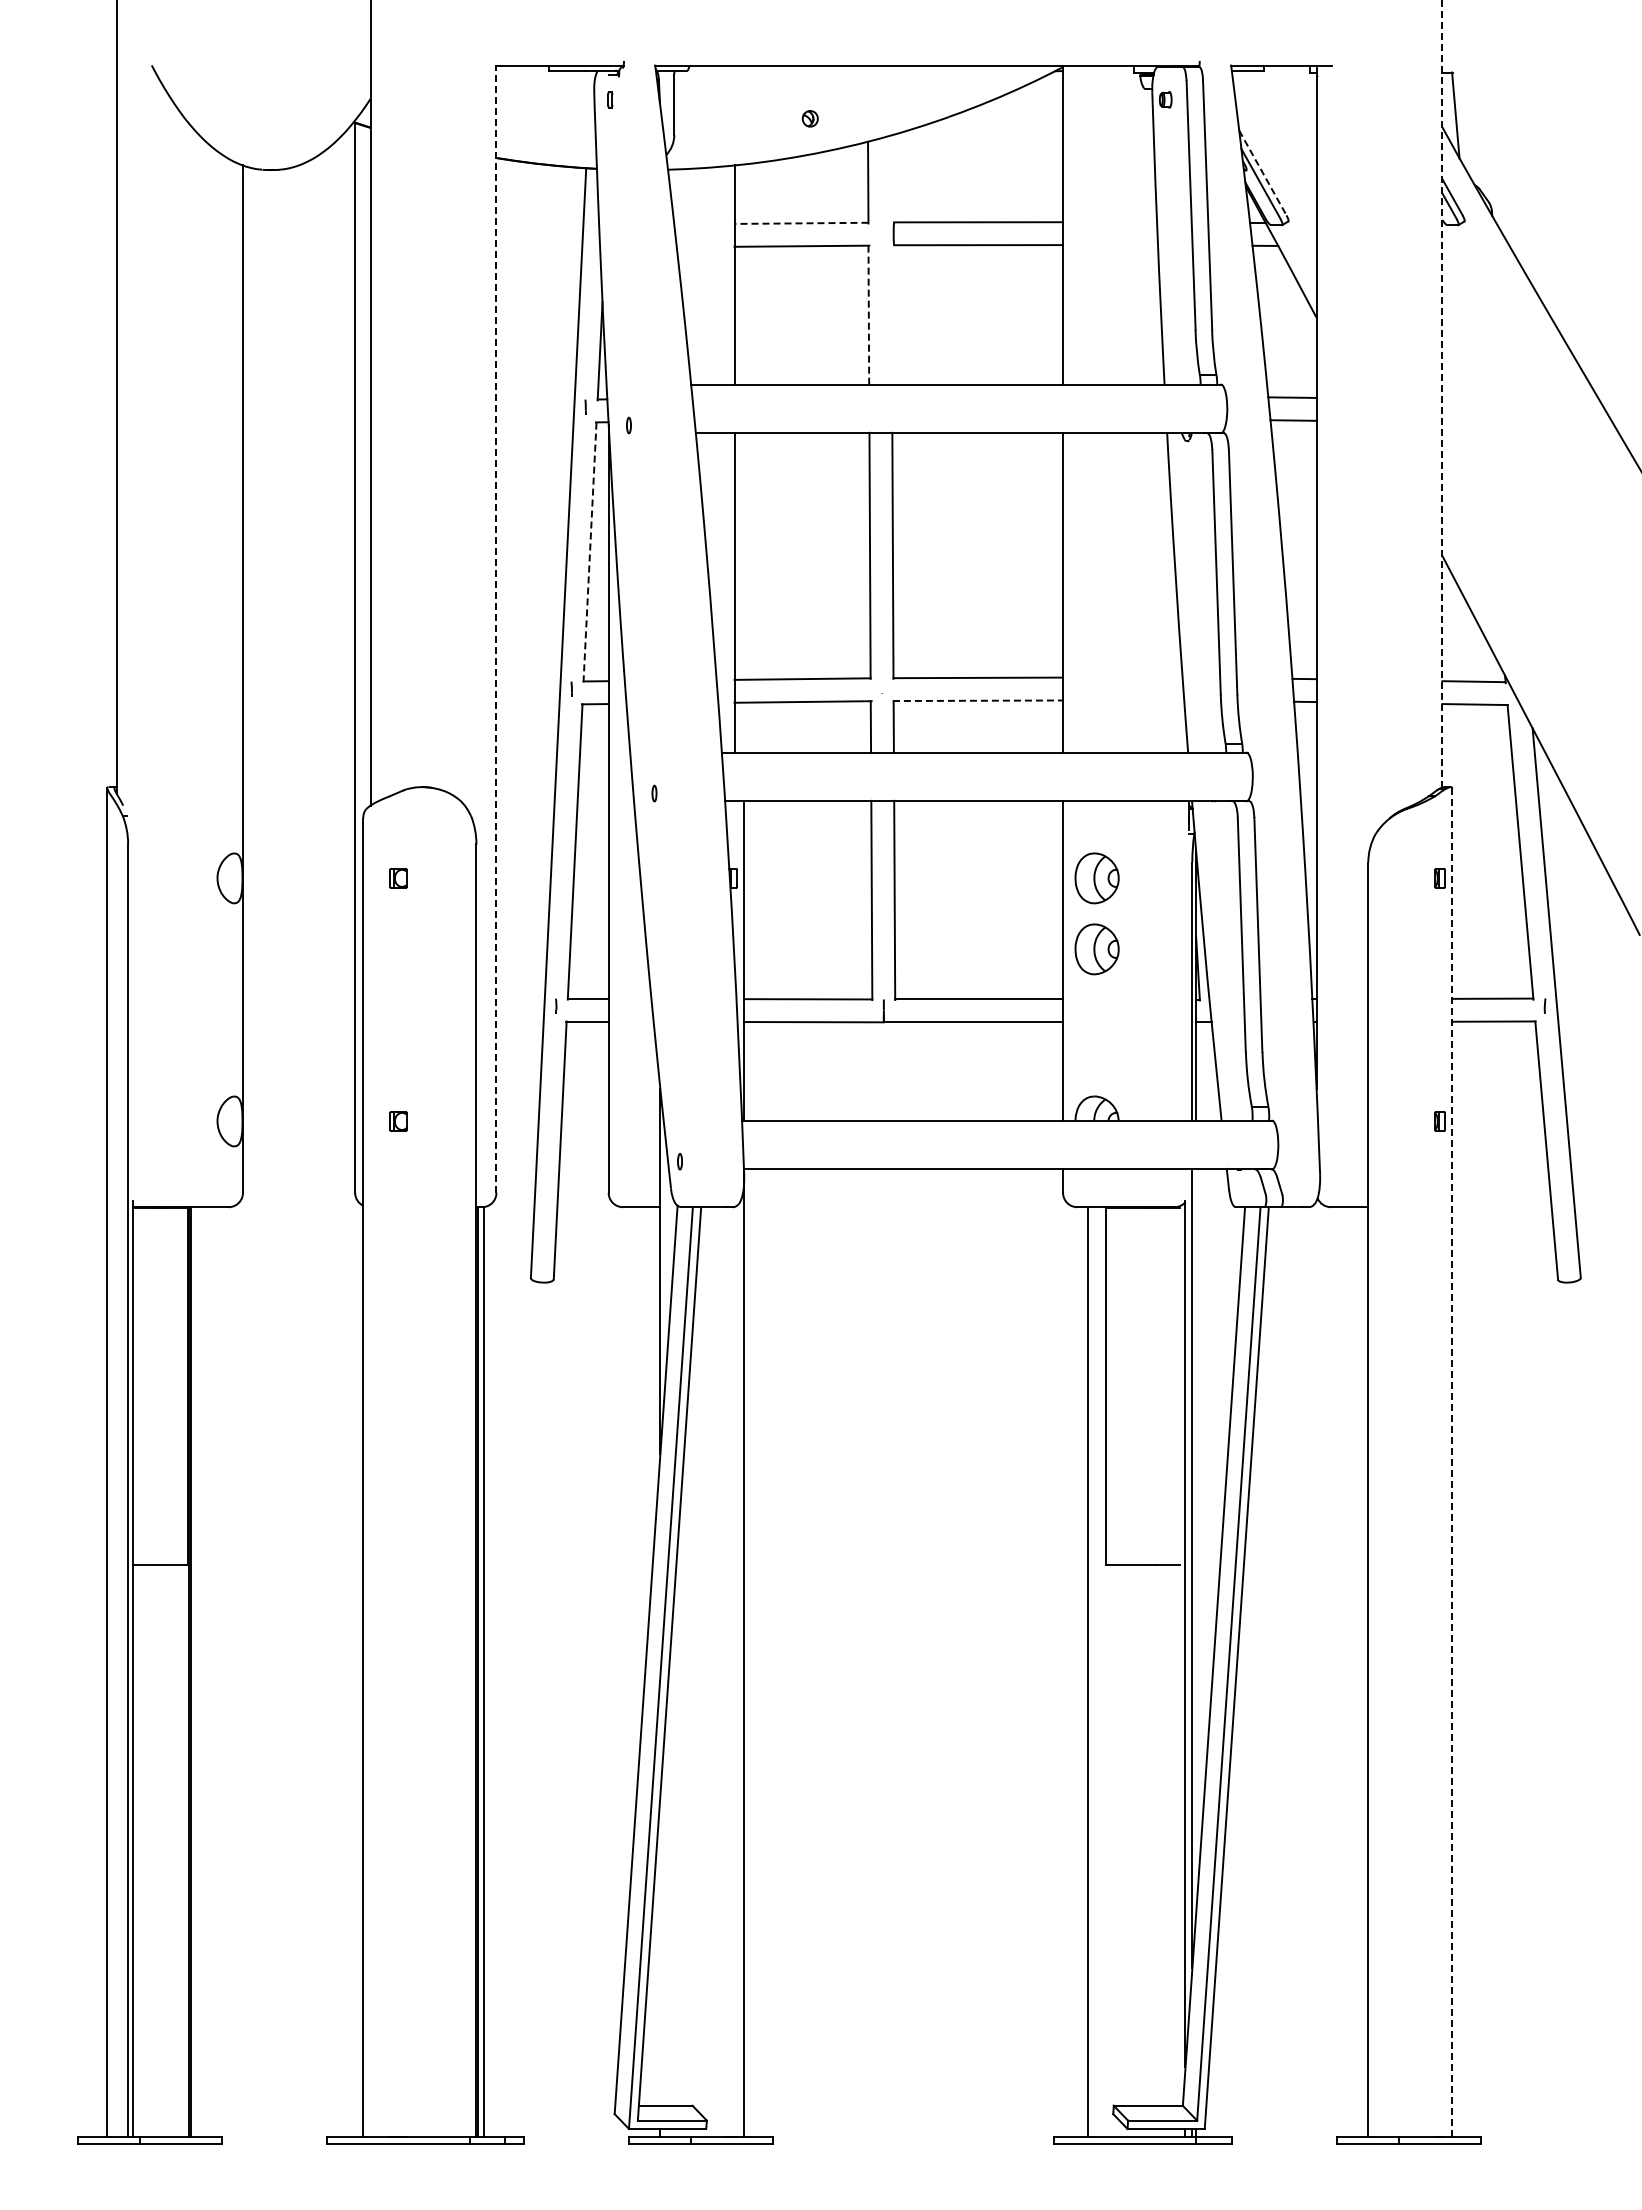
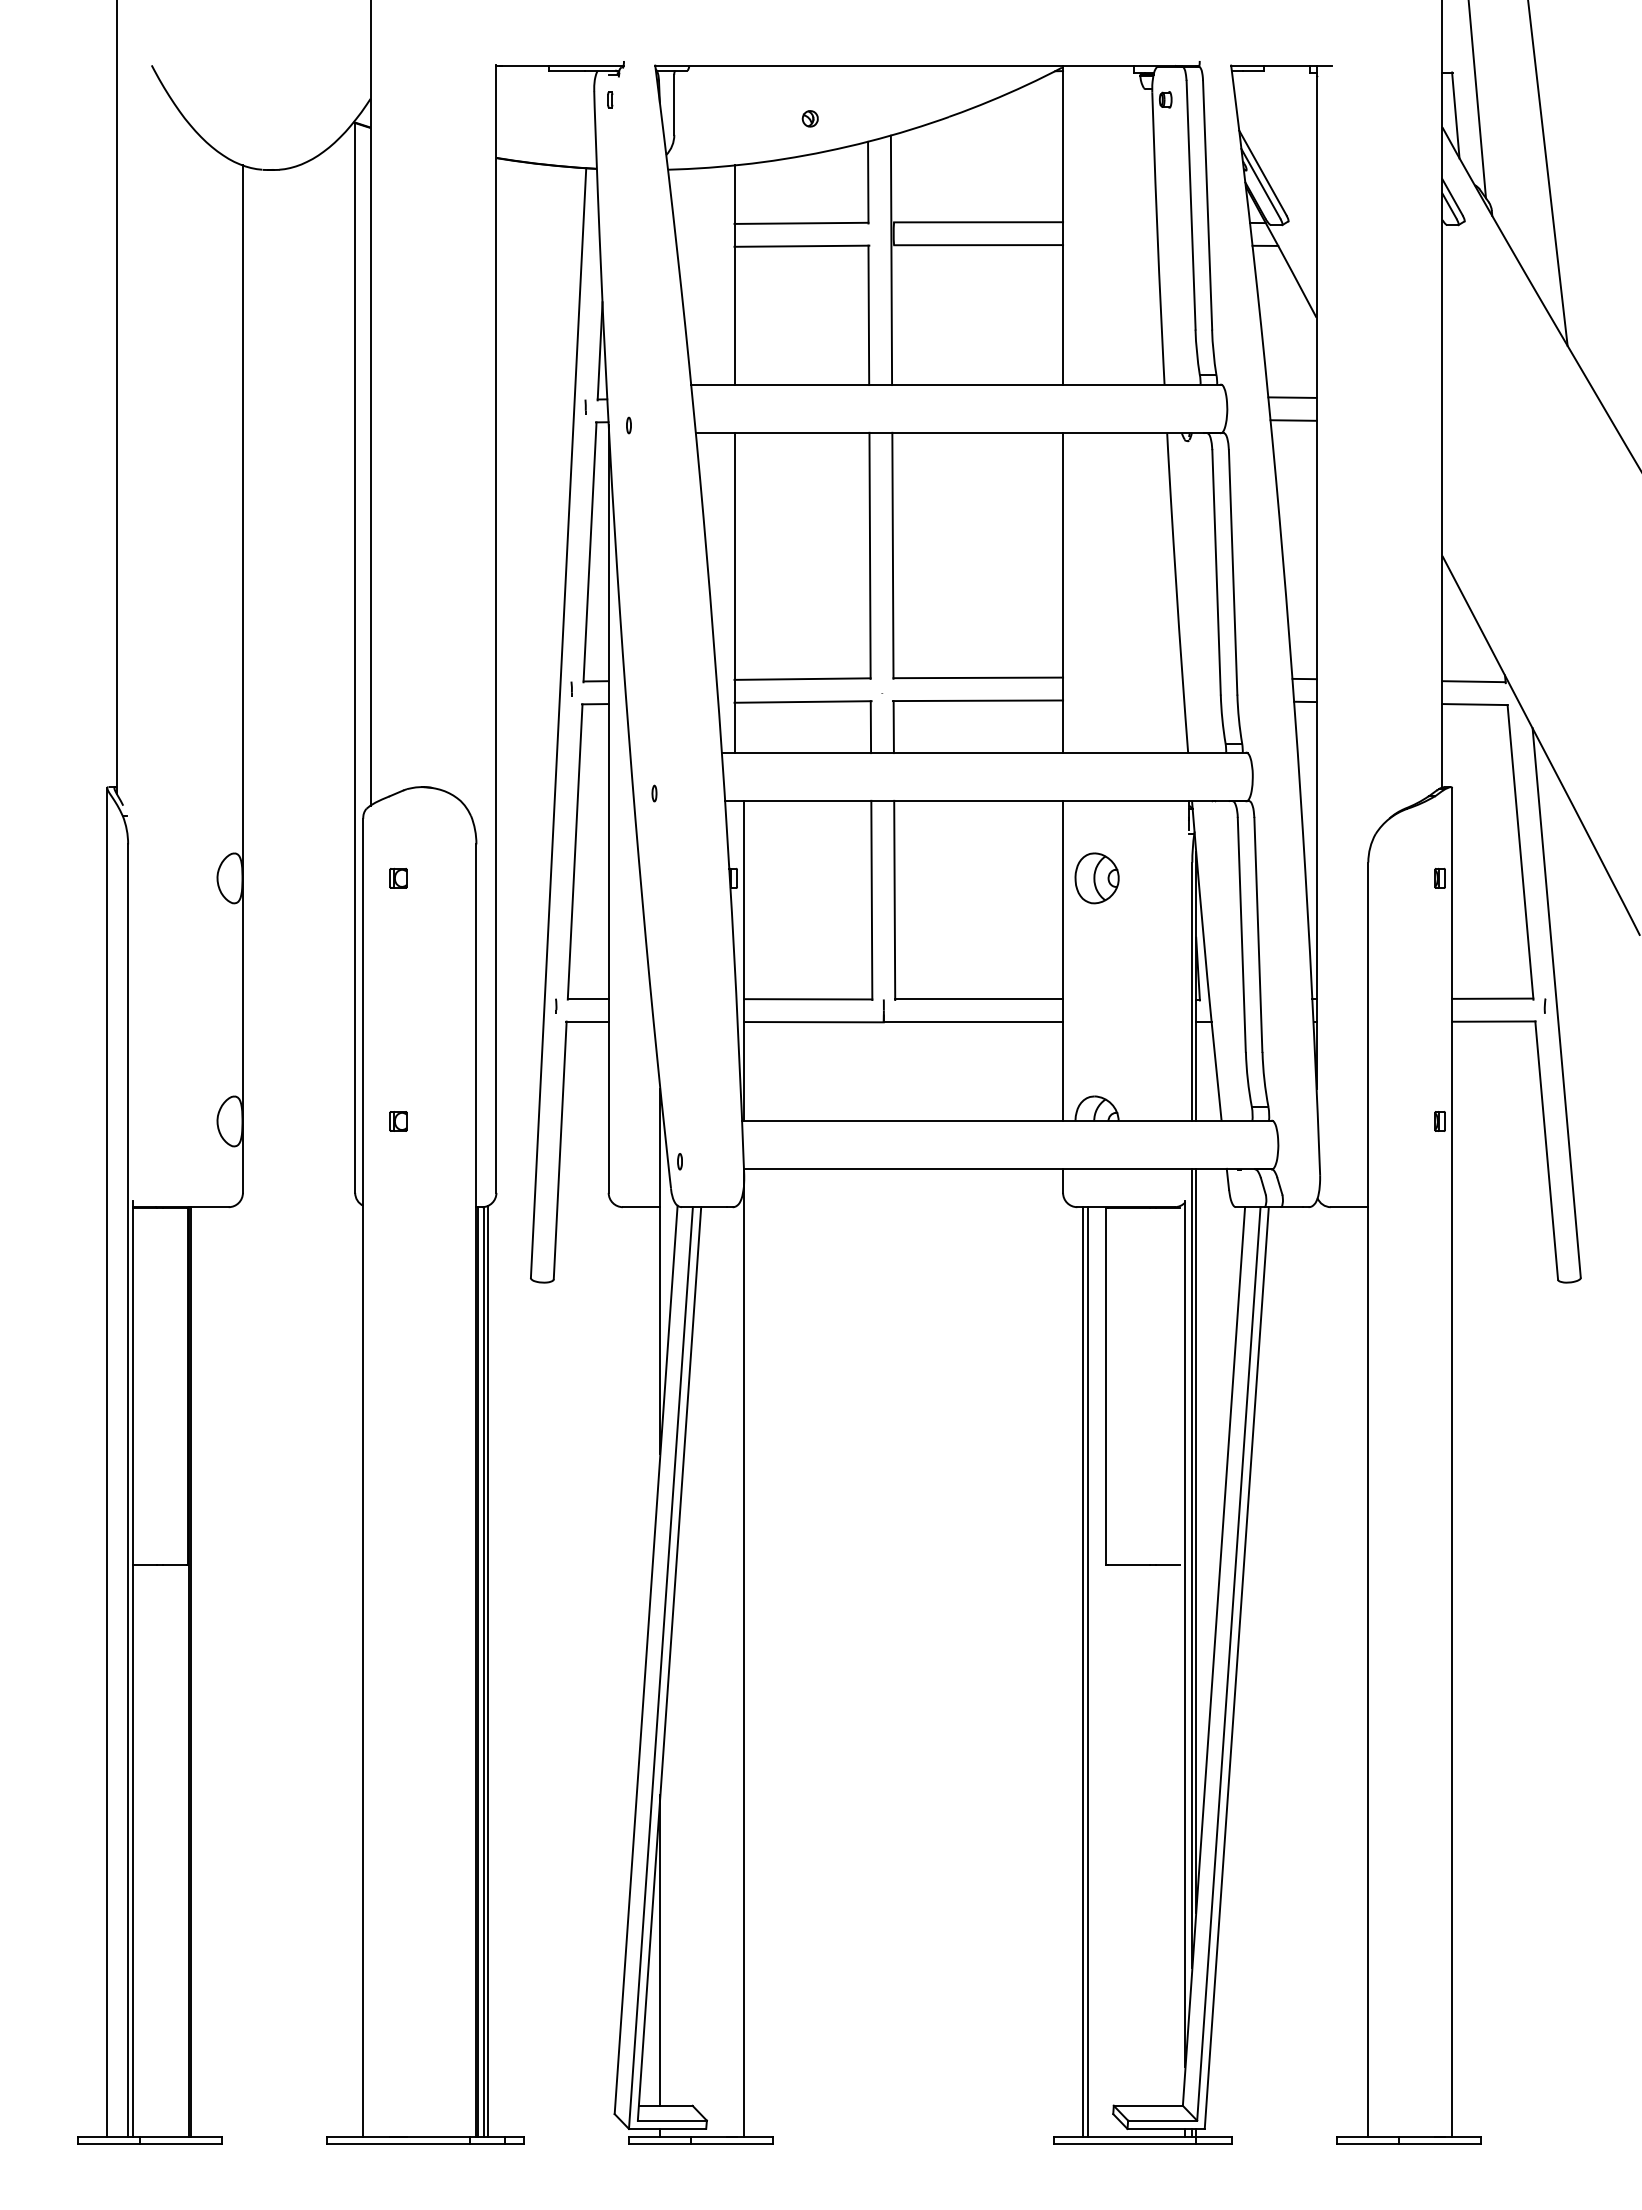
line: none -> present (1476, 100)
line: dashed -> solid (1262, 172)
line: none -> present (1547, 173)
line: dashed -> solid (801, 223)
line: none -> present (891, 260)
line: dashed -> solid (868, 315)
line: dashed -> solid (1442, 393)
line: dashed -> solid (590, 551)
line: dashed -> solid (496, 628)
line: dashed -> solid (978, 700)
part: present -> none (1096, 949)
line: dashed -> solid (1452, 1461)
line: none -> present (1196, 1540)
line: none -> present (488, 1670)
line: none -> present (1083, 1671)
line: none -> present (660, 1949)
